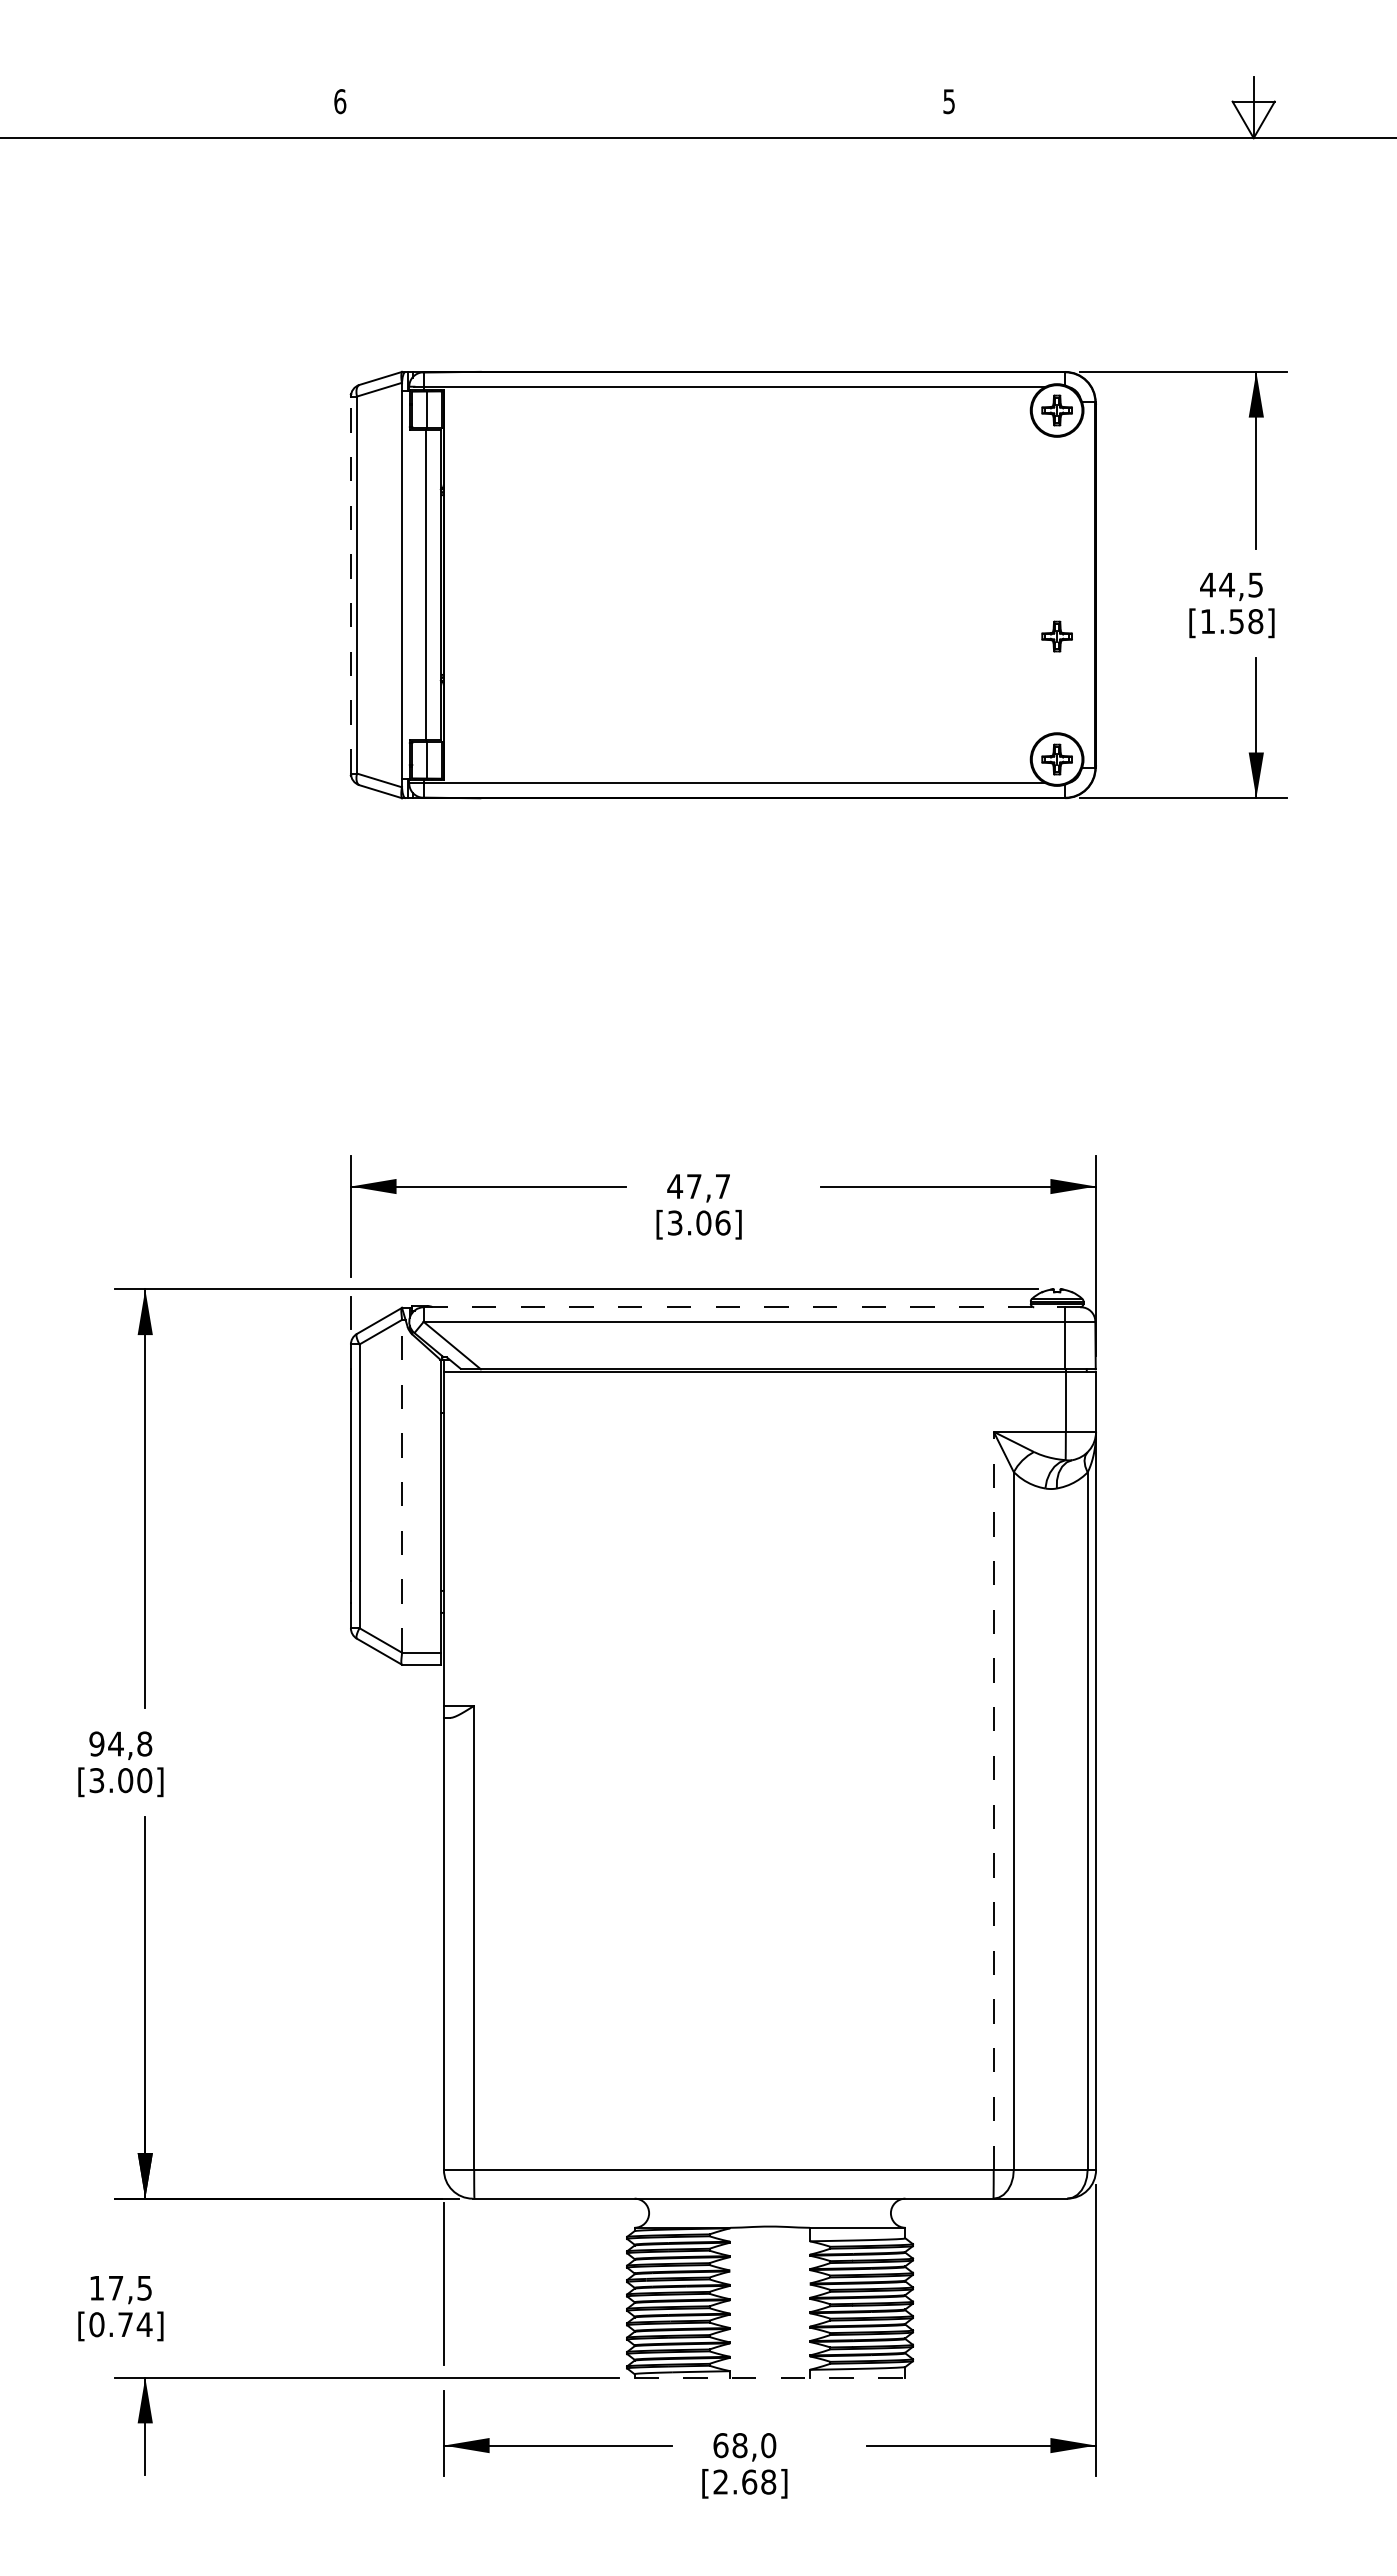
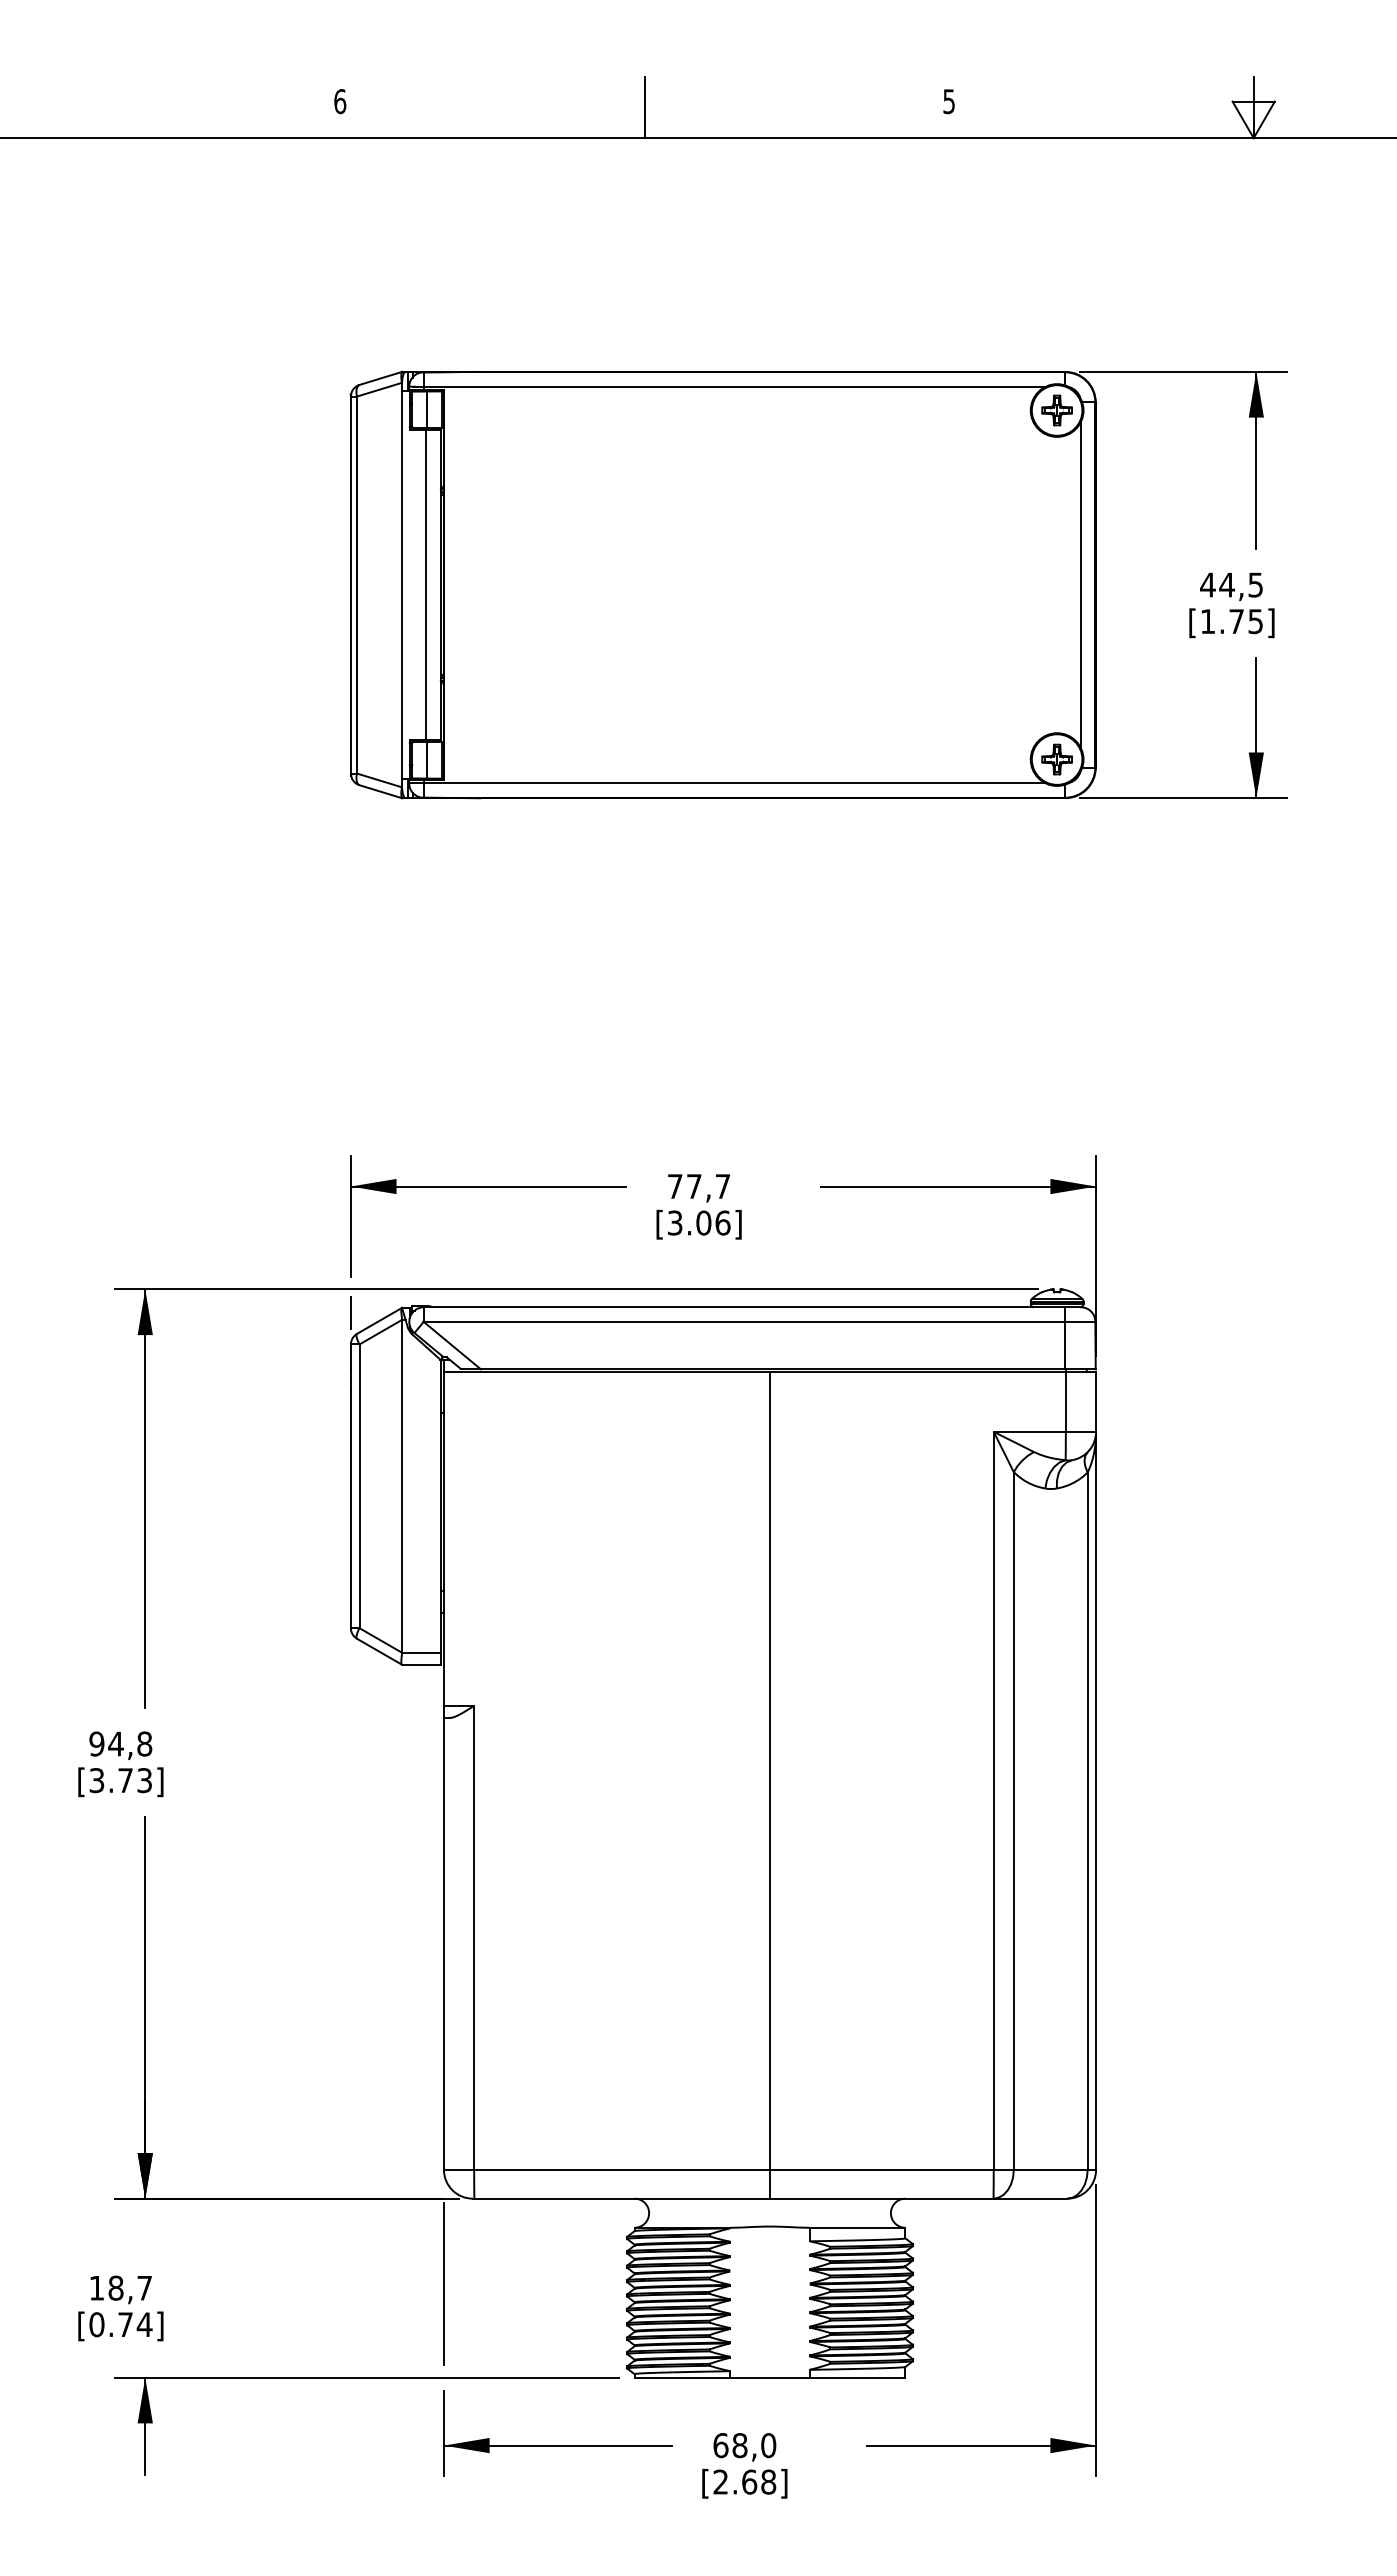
line: none -> present (644, 107)
line: dashed -> solid (350, 584)
line: none -> present (1080, 584)
text: [1.58] -> [1.75] (1246, 621)
part: present -> none (1056, 636)
text: 47,7 -> 77,7 (675, 1186)
line: dashed -> solid (752, 1307)
line: dashed -> solid (402, 1485)
text: [3.00] -> [3.73] (135, 1780)
line: none -> present (770, 1784)
line: dashed -> solid (993, 1800)
text: 17,5 -> 18,7 (129, 2287)
line: dashed -> solid (770, 2377)
